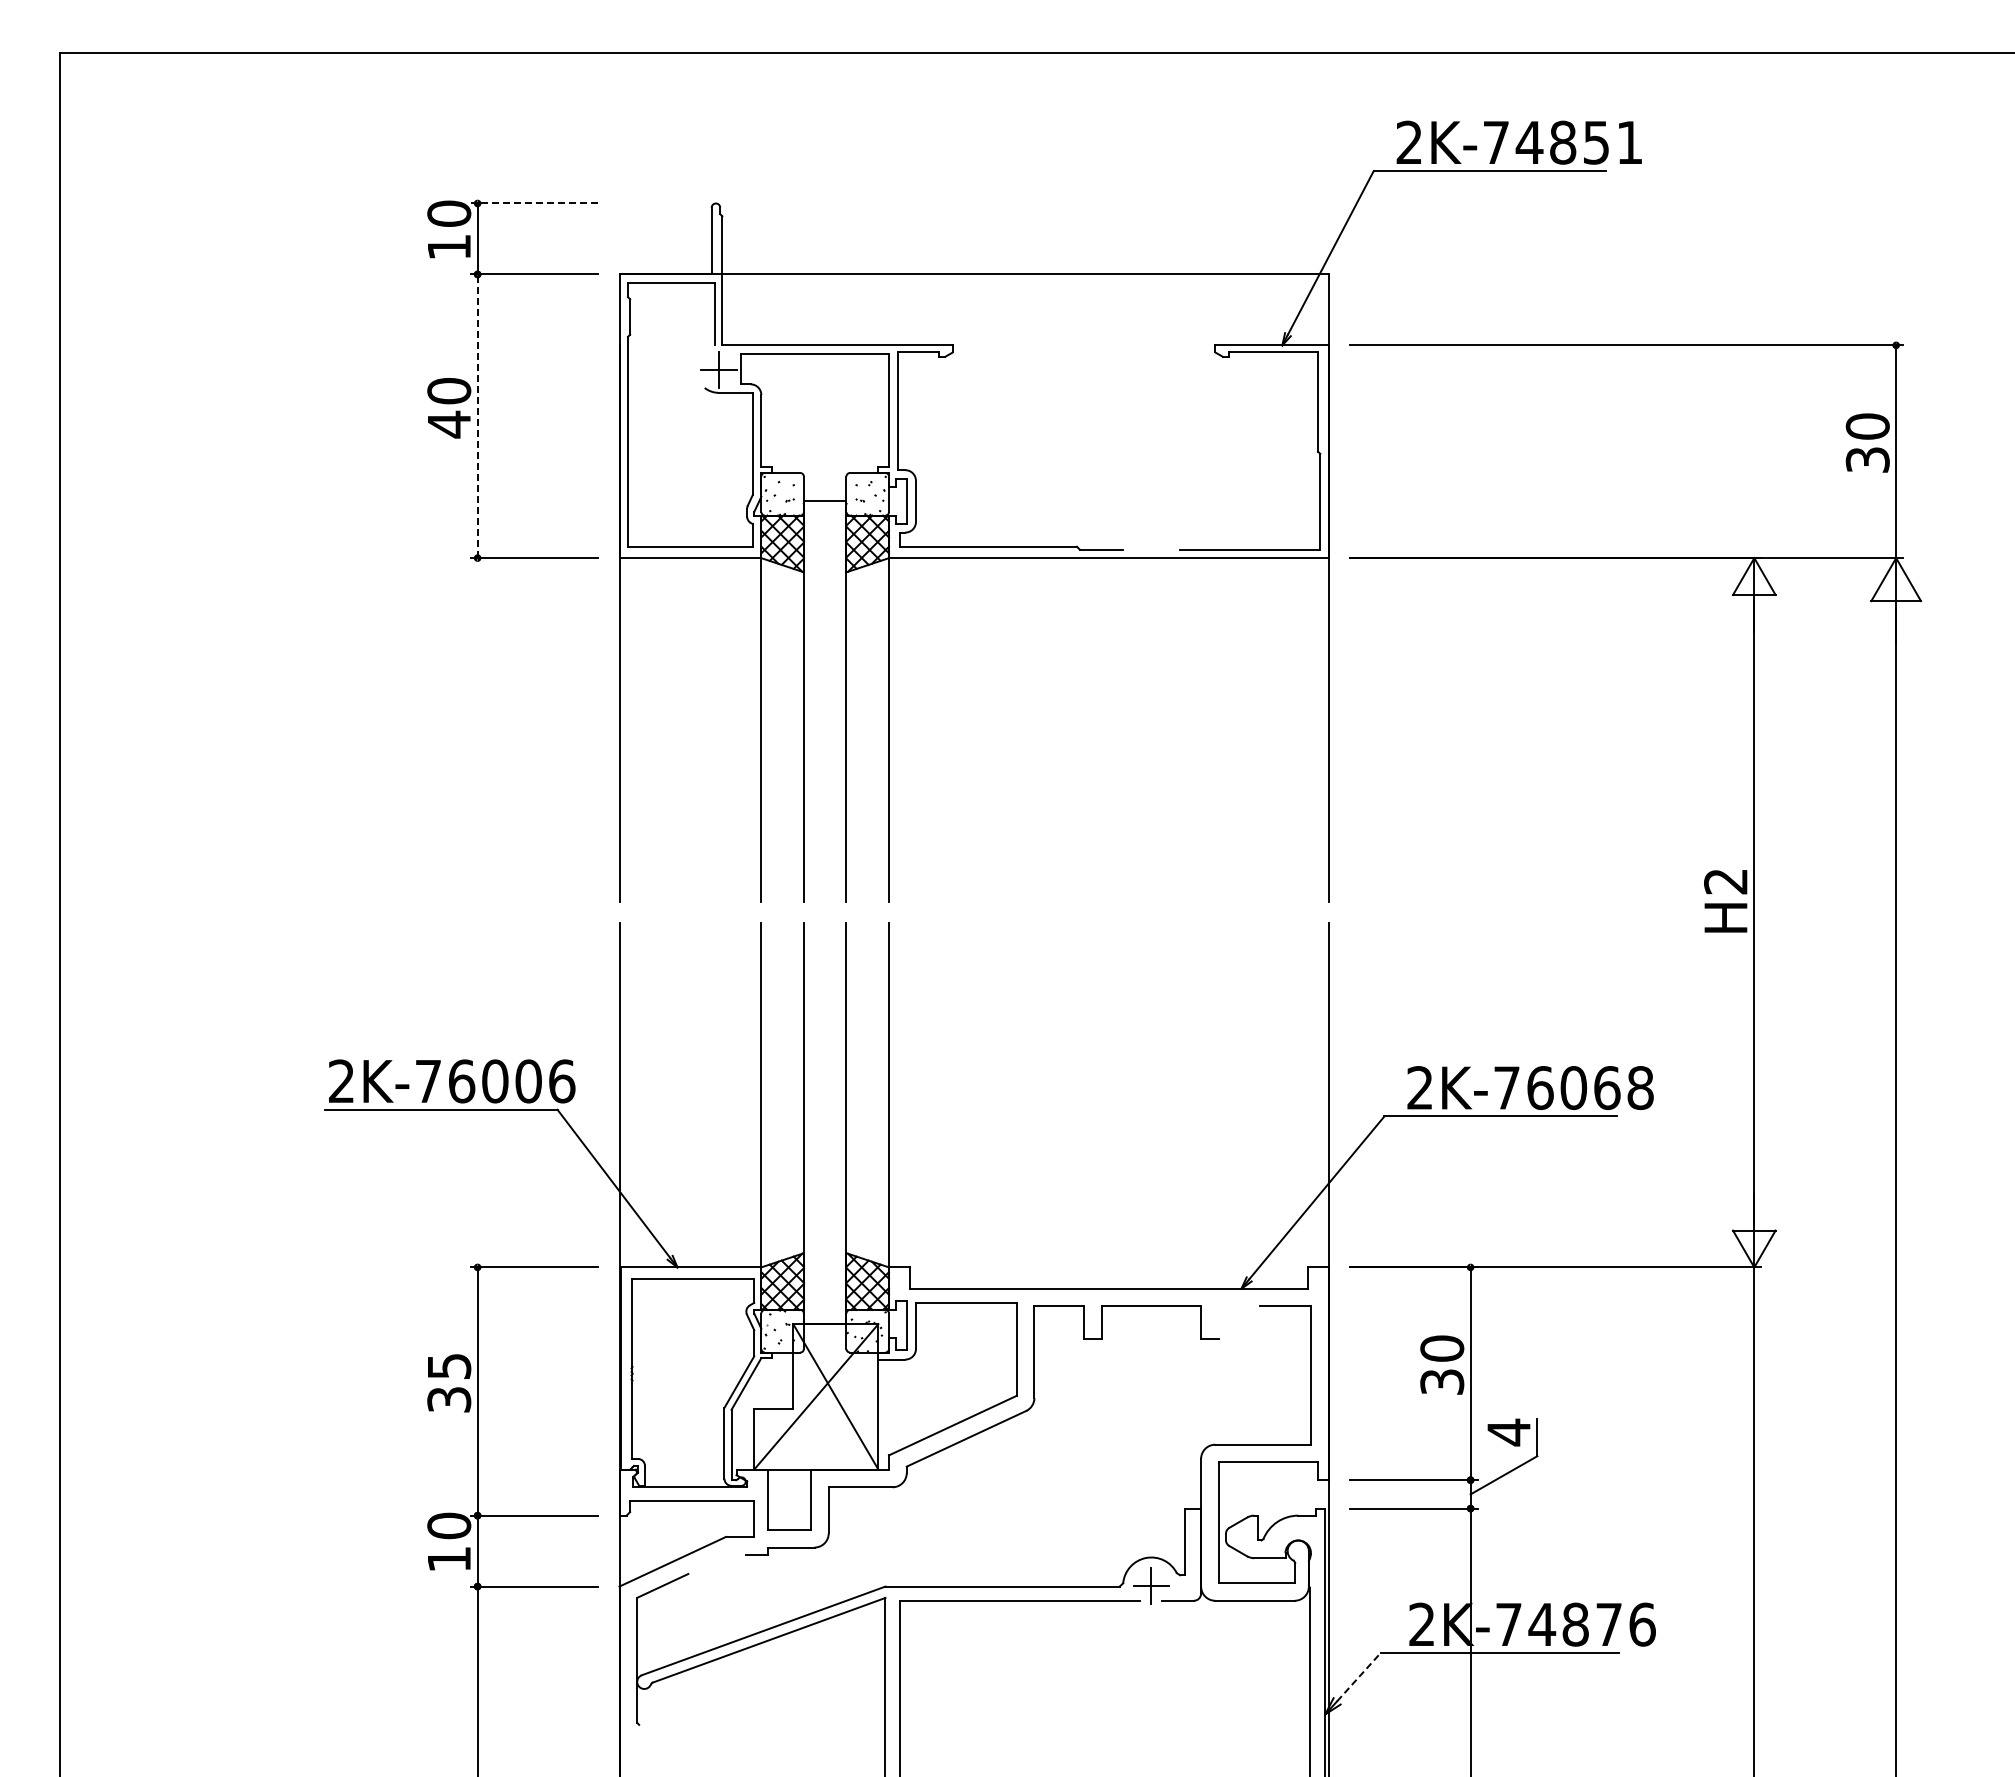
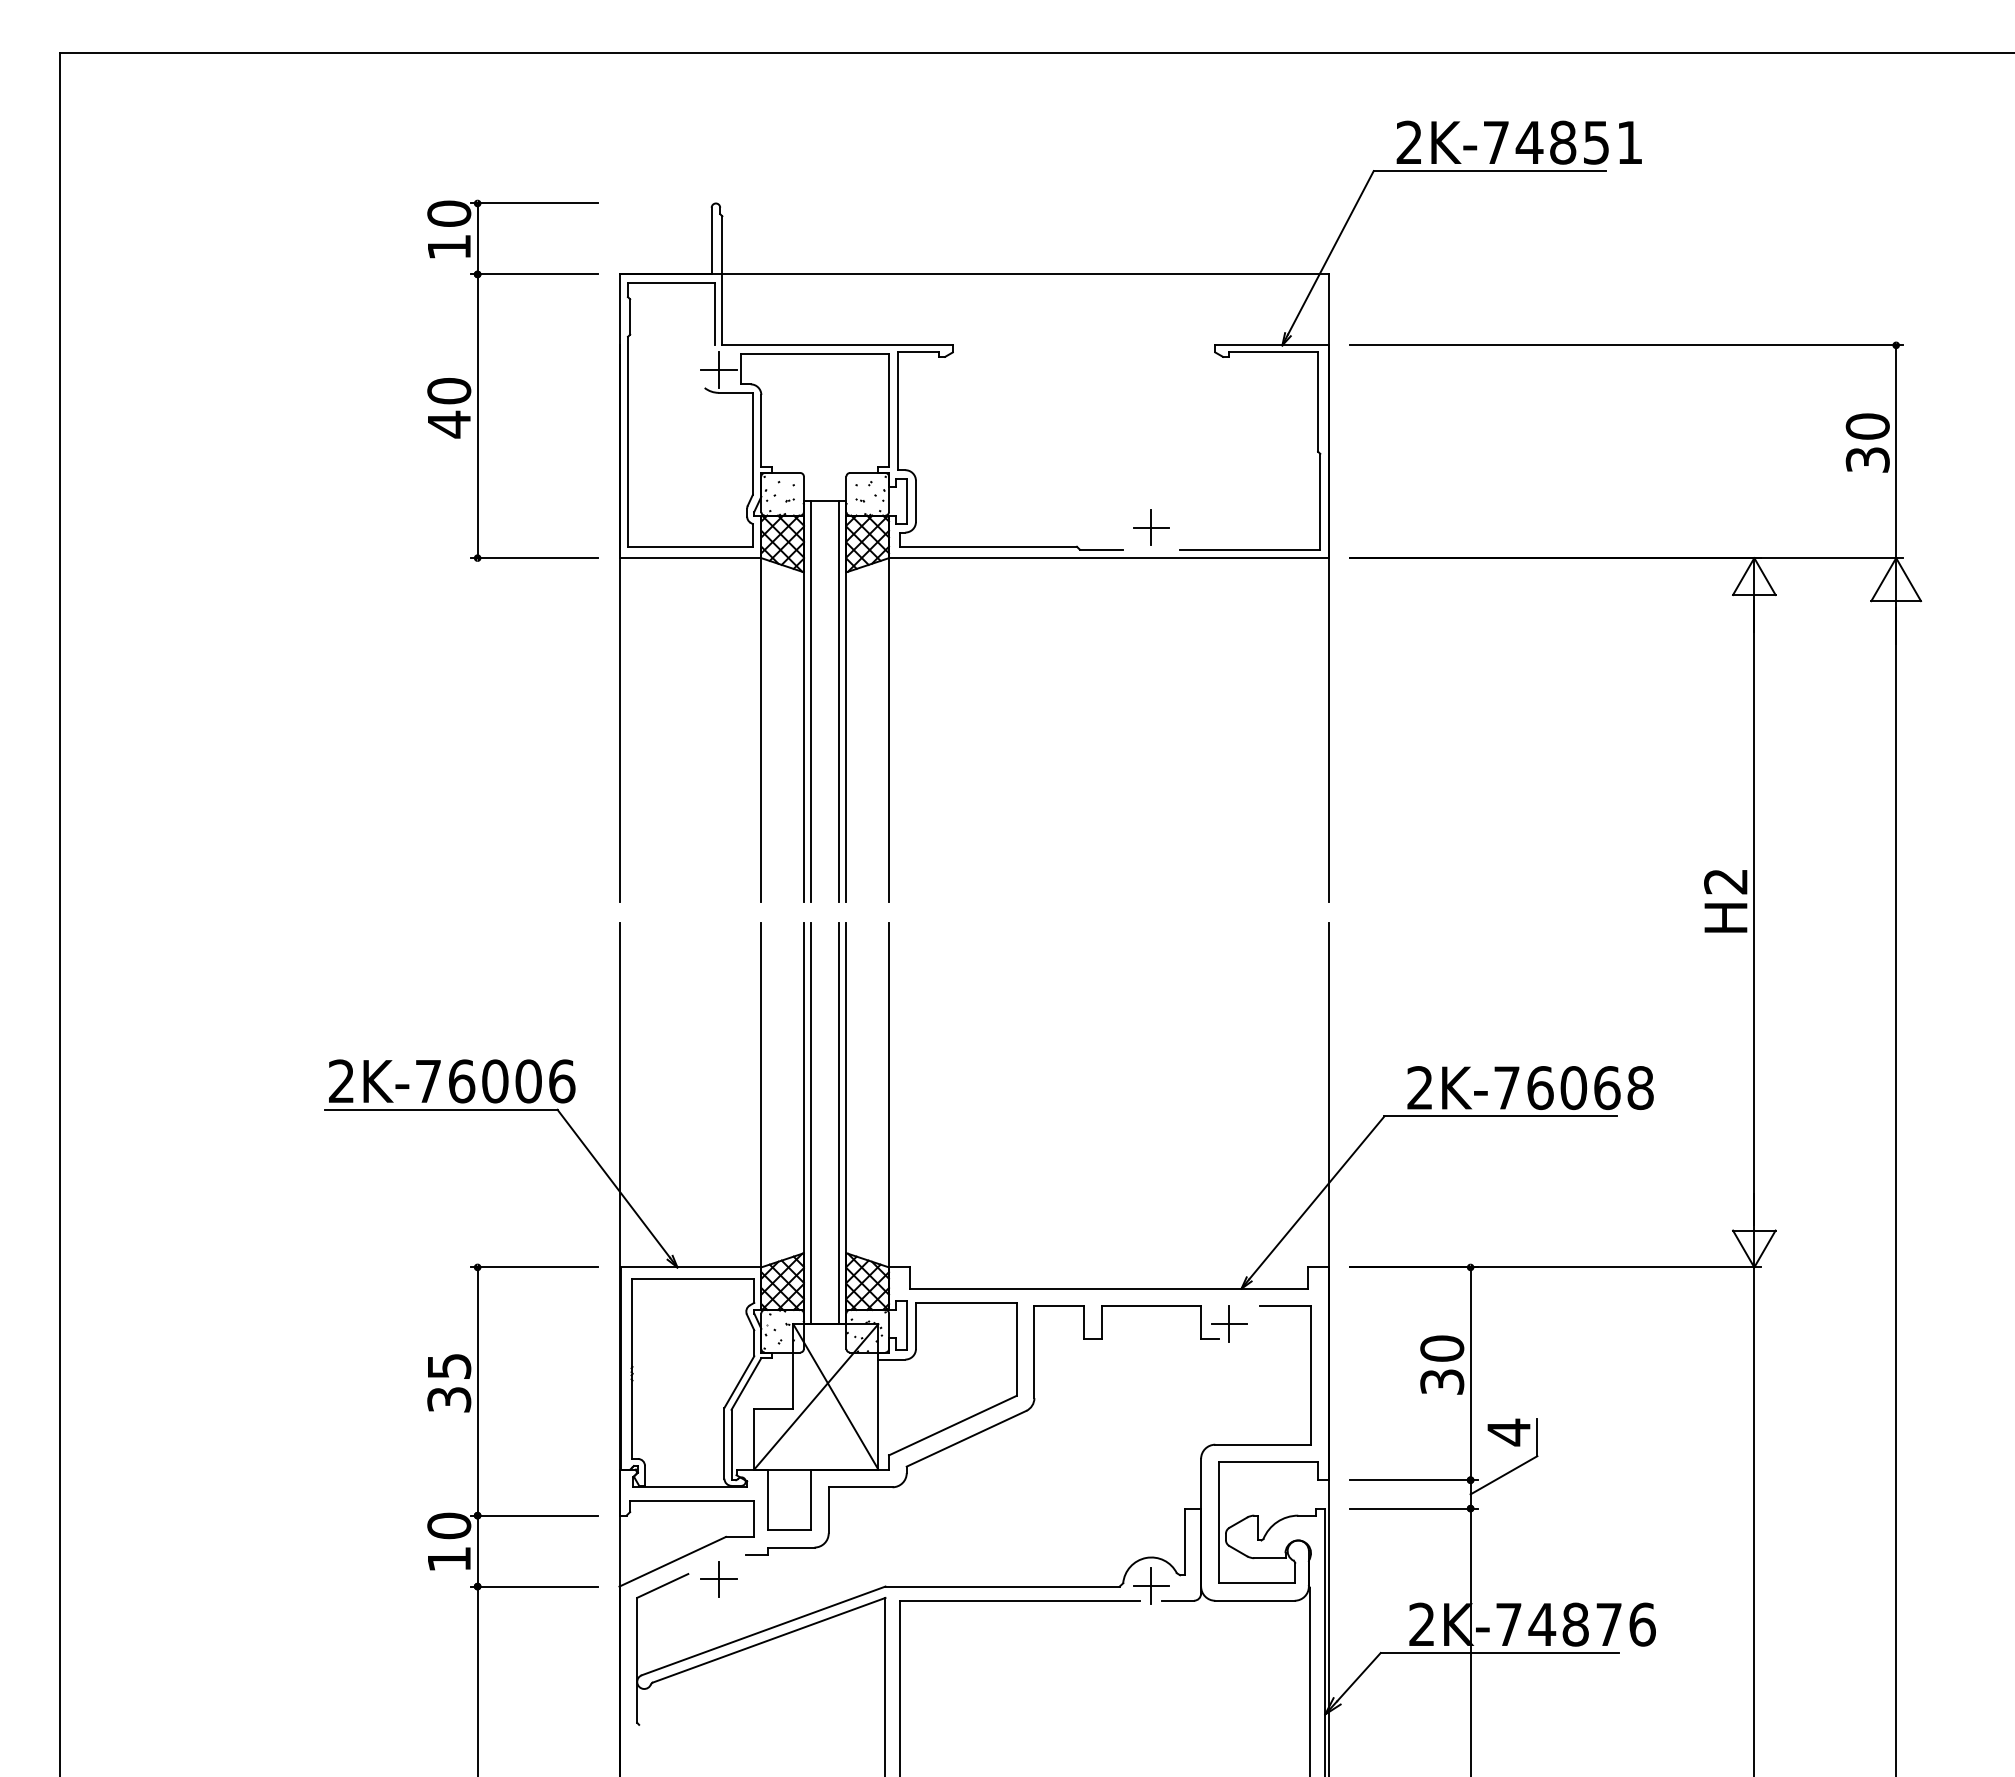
line: dashed -> solid (534, 203)
line: dashed -> solid (477, 416)
part: none -> present (1151, 527)
line: none -> present (811, 701)
line: none -> present (839, 701)
line: none -> present (811, 1123)
line: none -> present (839, 1123)
part: none -> present (1229, 1323)
part: none -> present (718, 1579)
line: dashed -> solid (1358, 1677)
